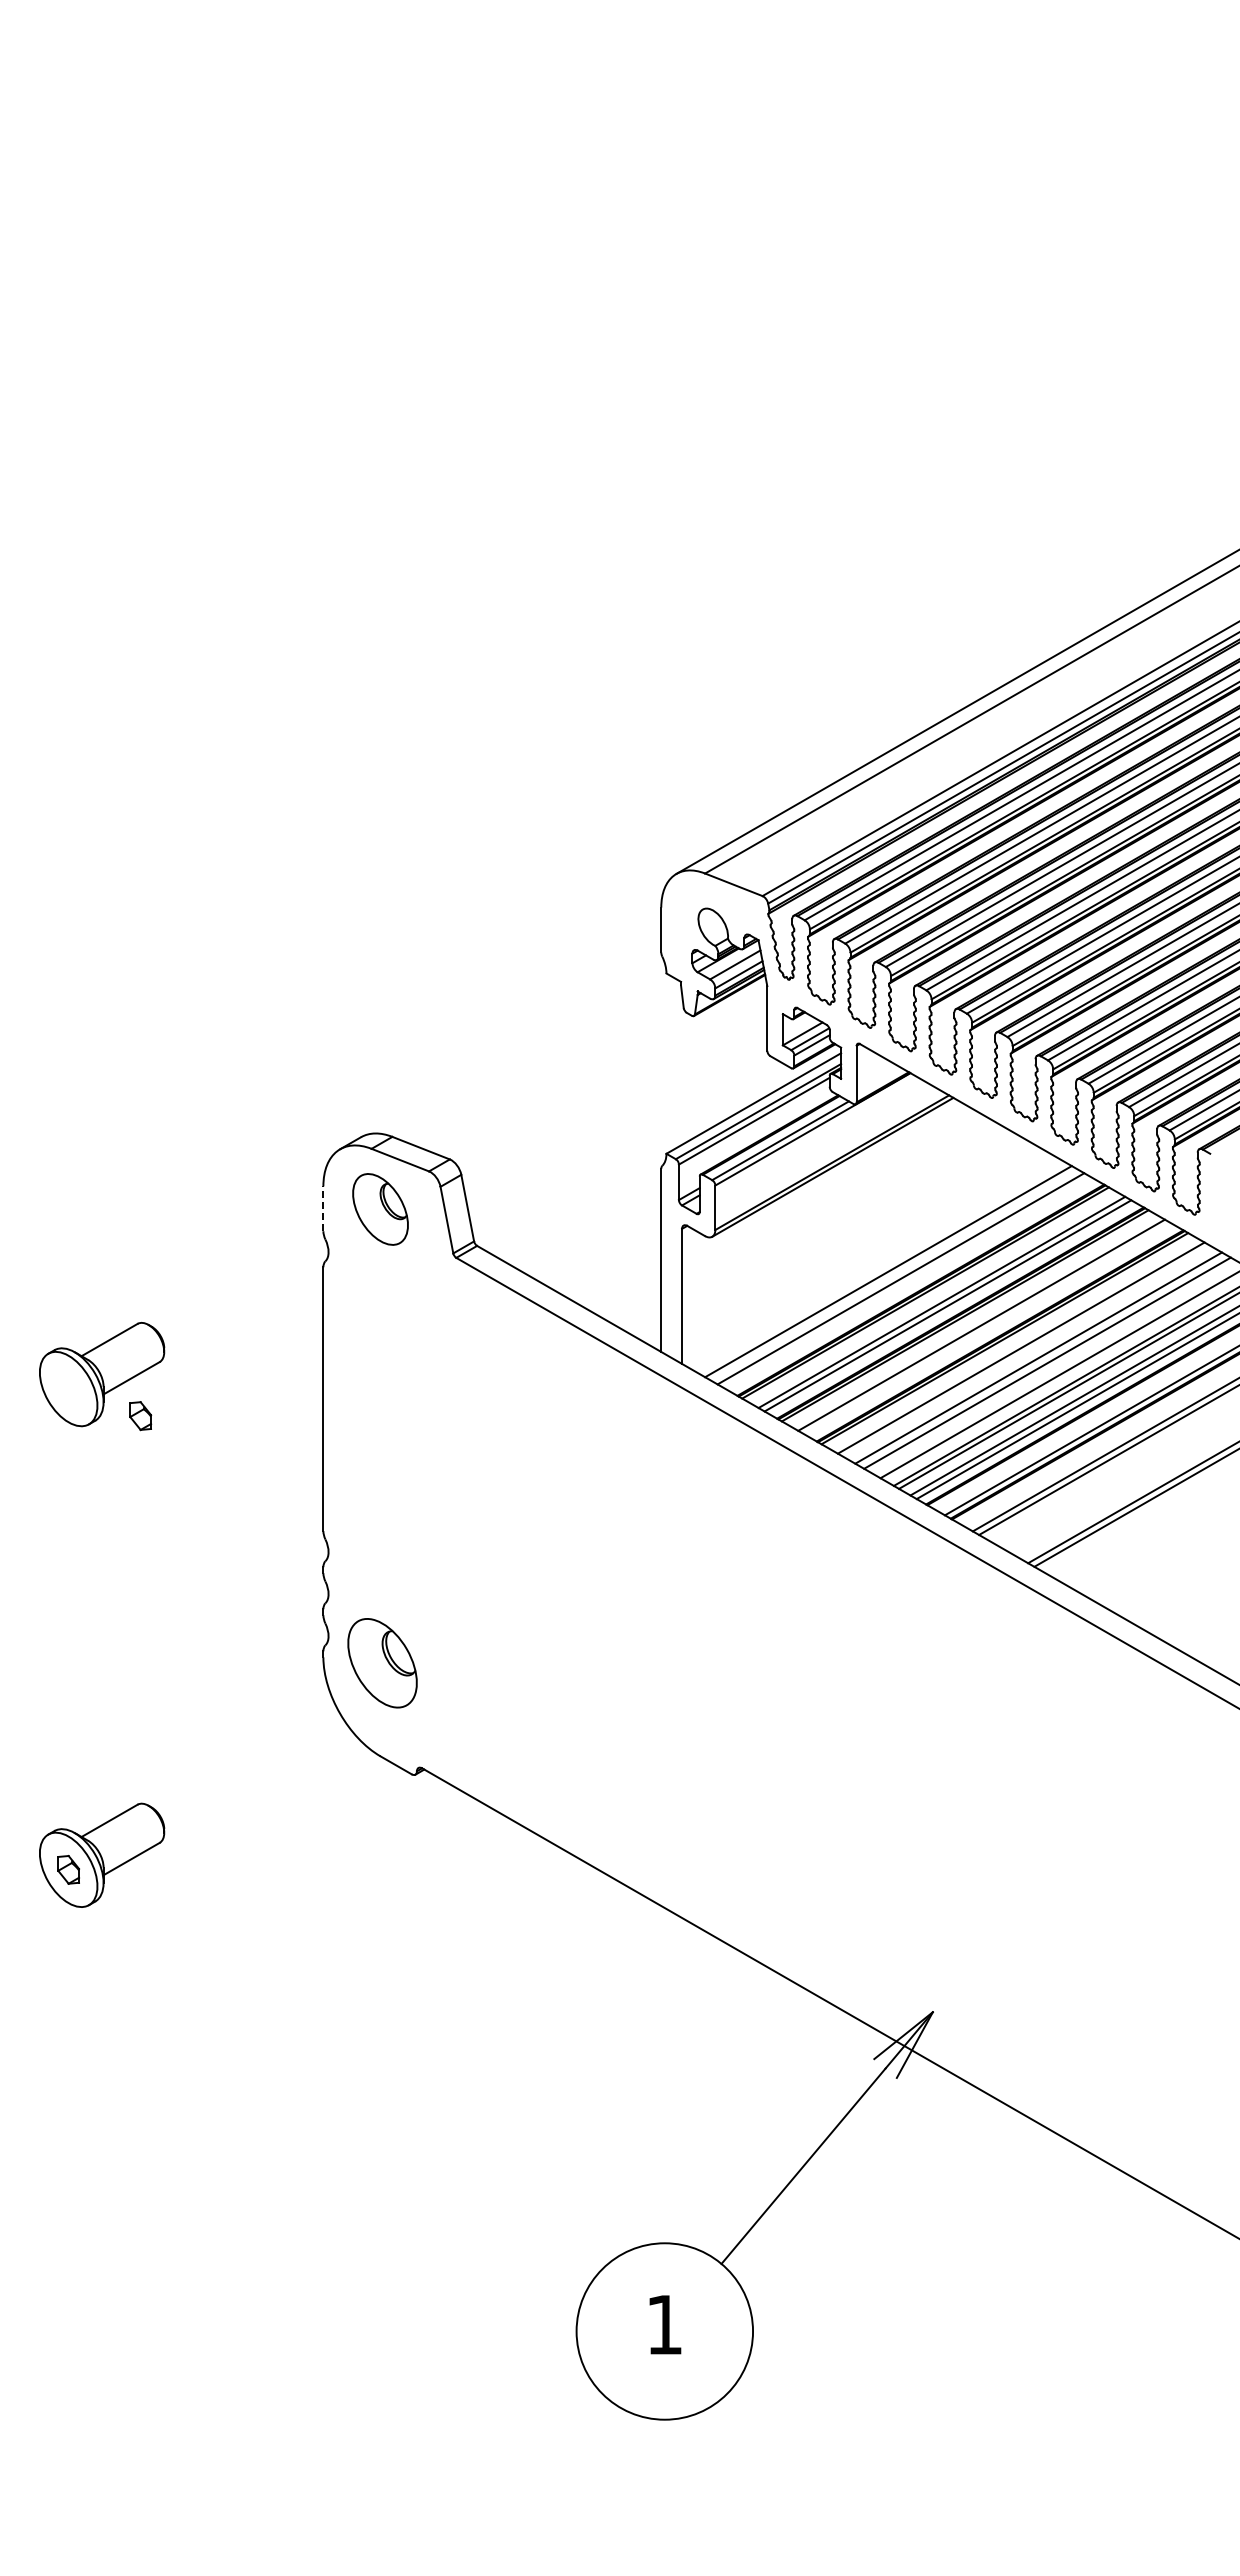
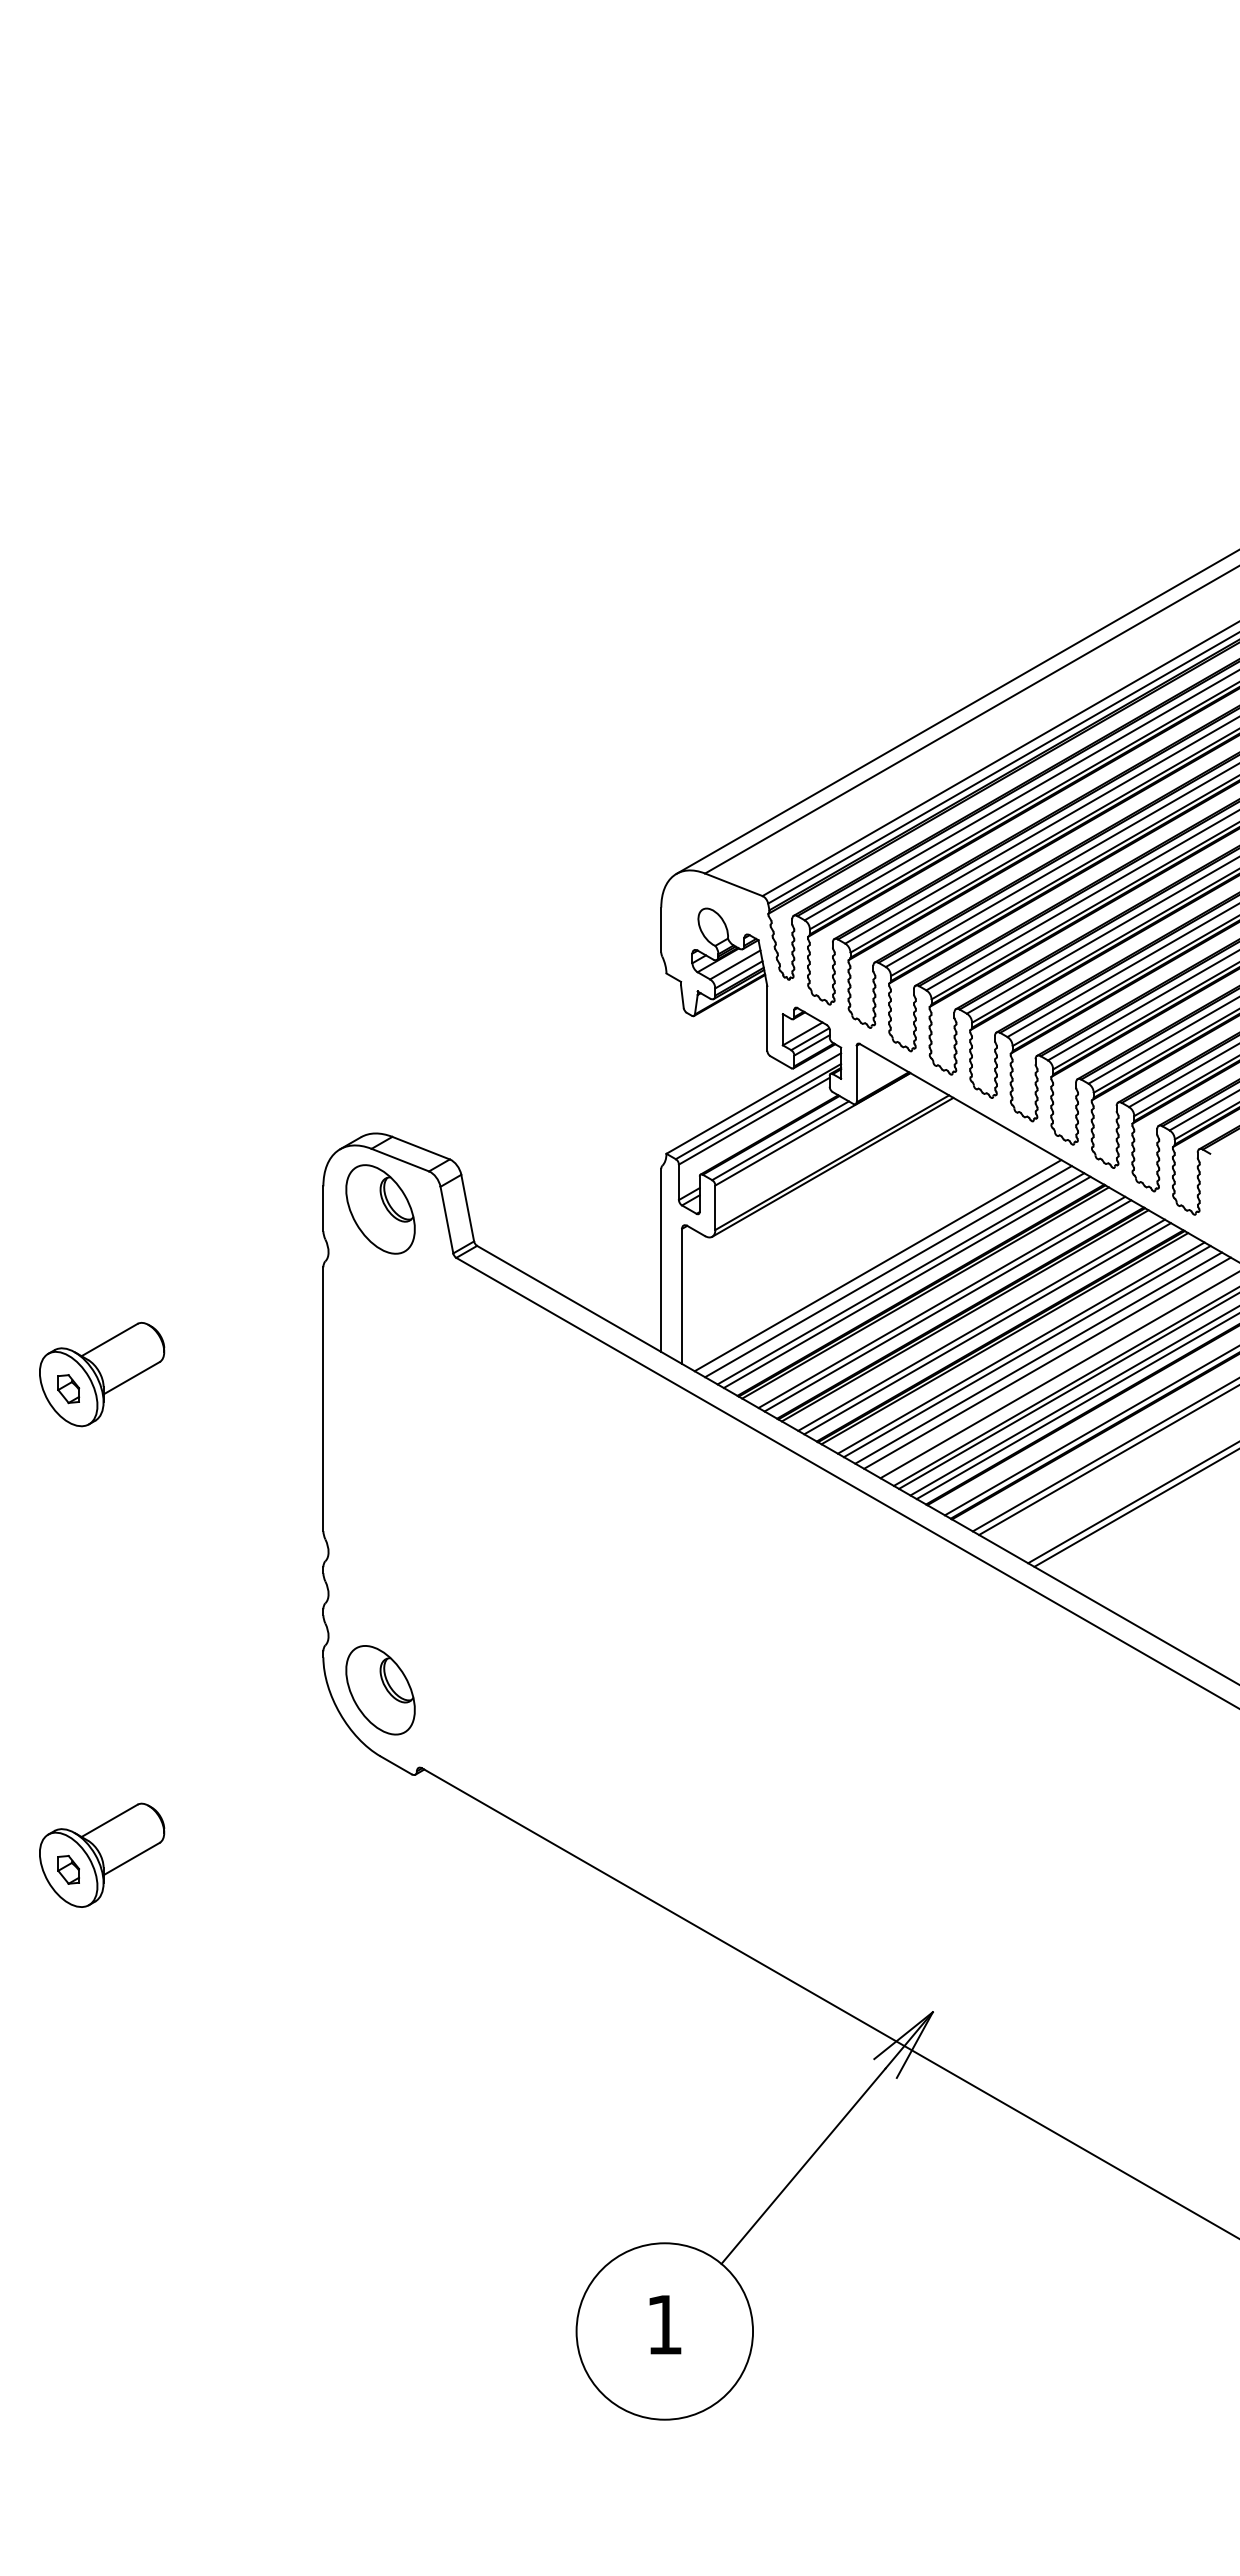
line: dashed -> solid (323, 1208)
part size: 57x73 px -> 71x91 px (380, 1209)
line: none -> present (877, 1265)
line: none -> present (906, 1282)
line: none -> present (987, 1328)
line: none -> present (1026, 1351)
part position: (140, 1416) -> (68, 1389) (68, 1389)
part position: (382, 1663) -> (380, 1690) (380, 1690)
